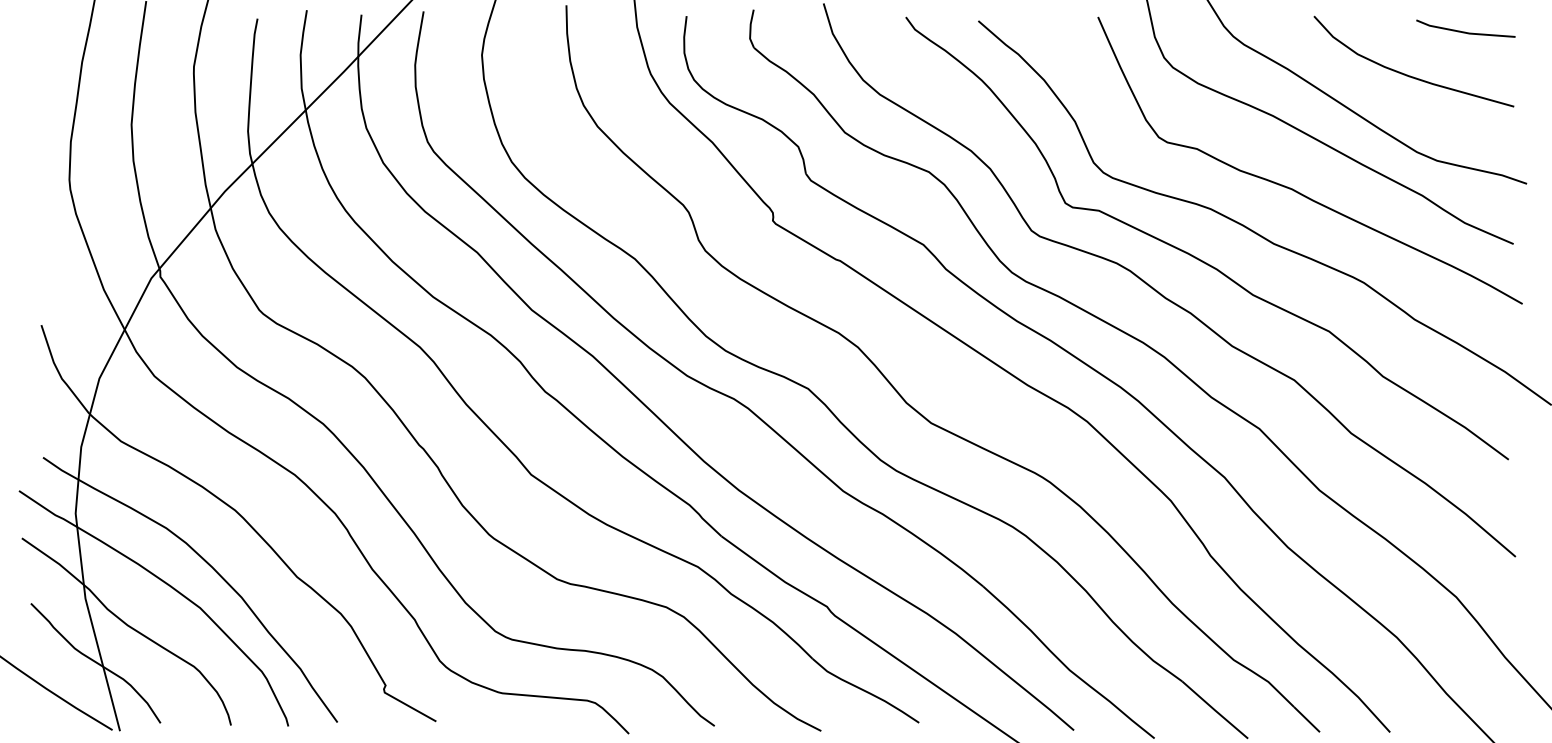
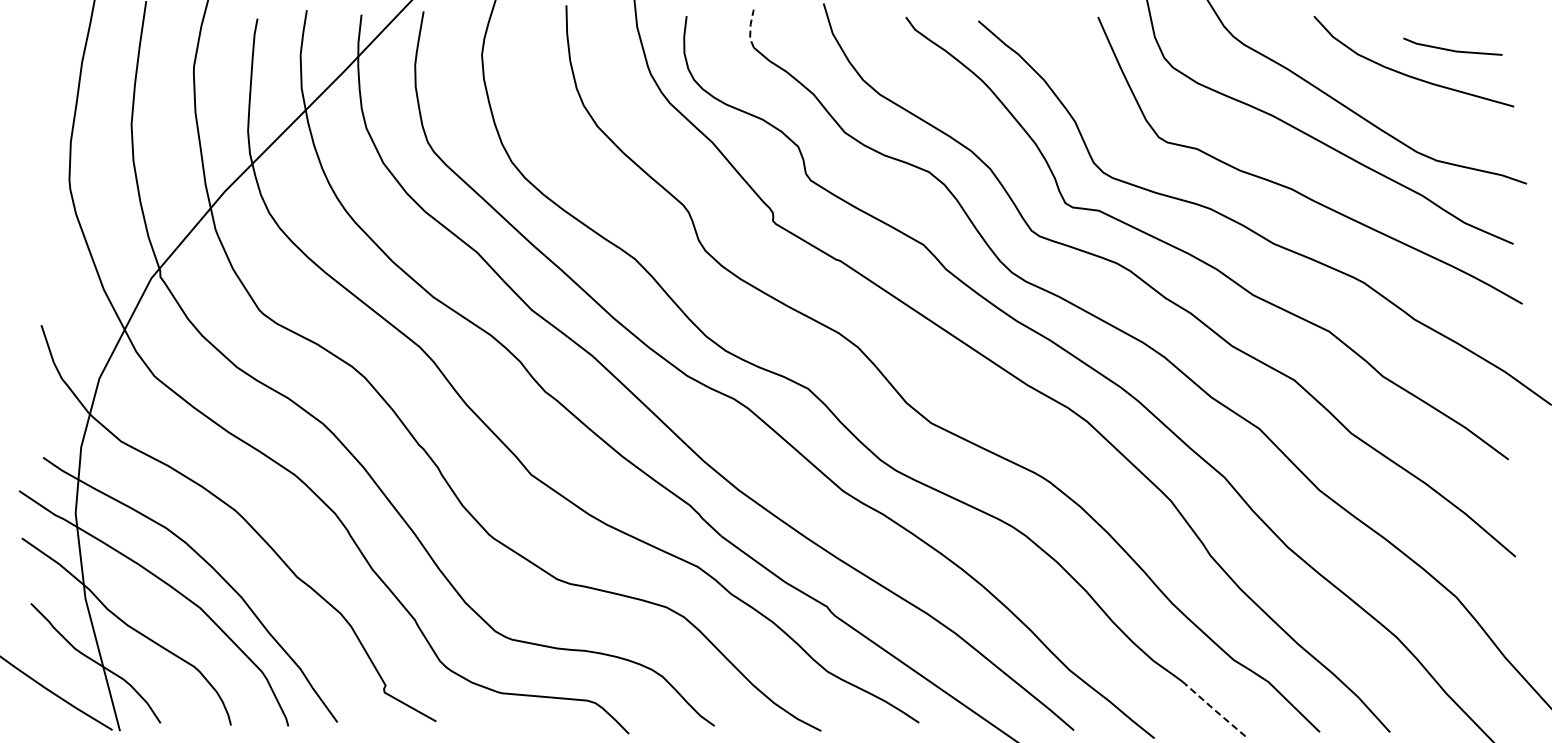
line: solid -> dashed (750, 29)
line position: (1465, 31) -> (1452, 49) (1452, 49)
line: solid -> dashed (1214, 710)
